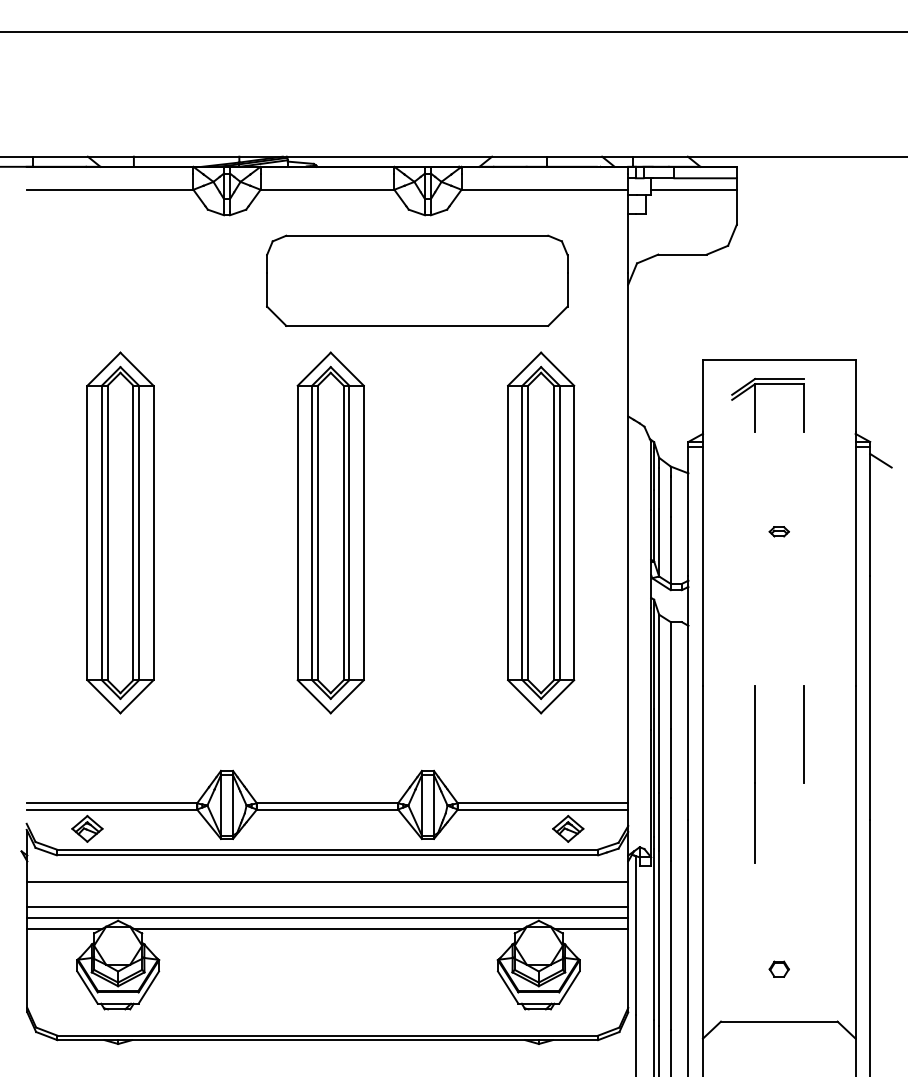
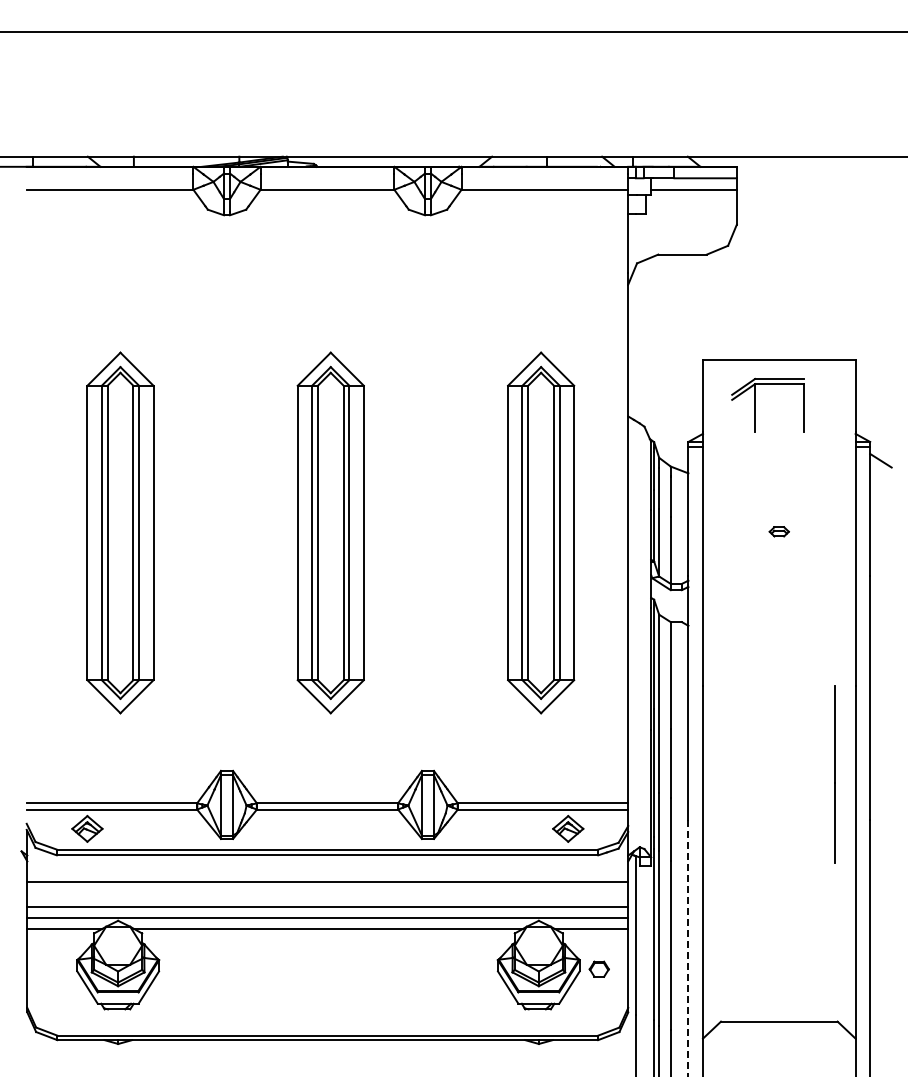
part: present -> none (417, 280)
line: present -> none (803, 733)
line position: (754, 774) -> (834, 774) (834, 774)
line: solid -> dashed (688, 948)
part position: (778, 968) -> (598, 968) (598, 968)
